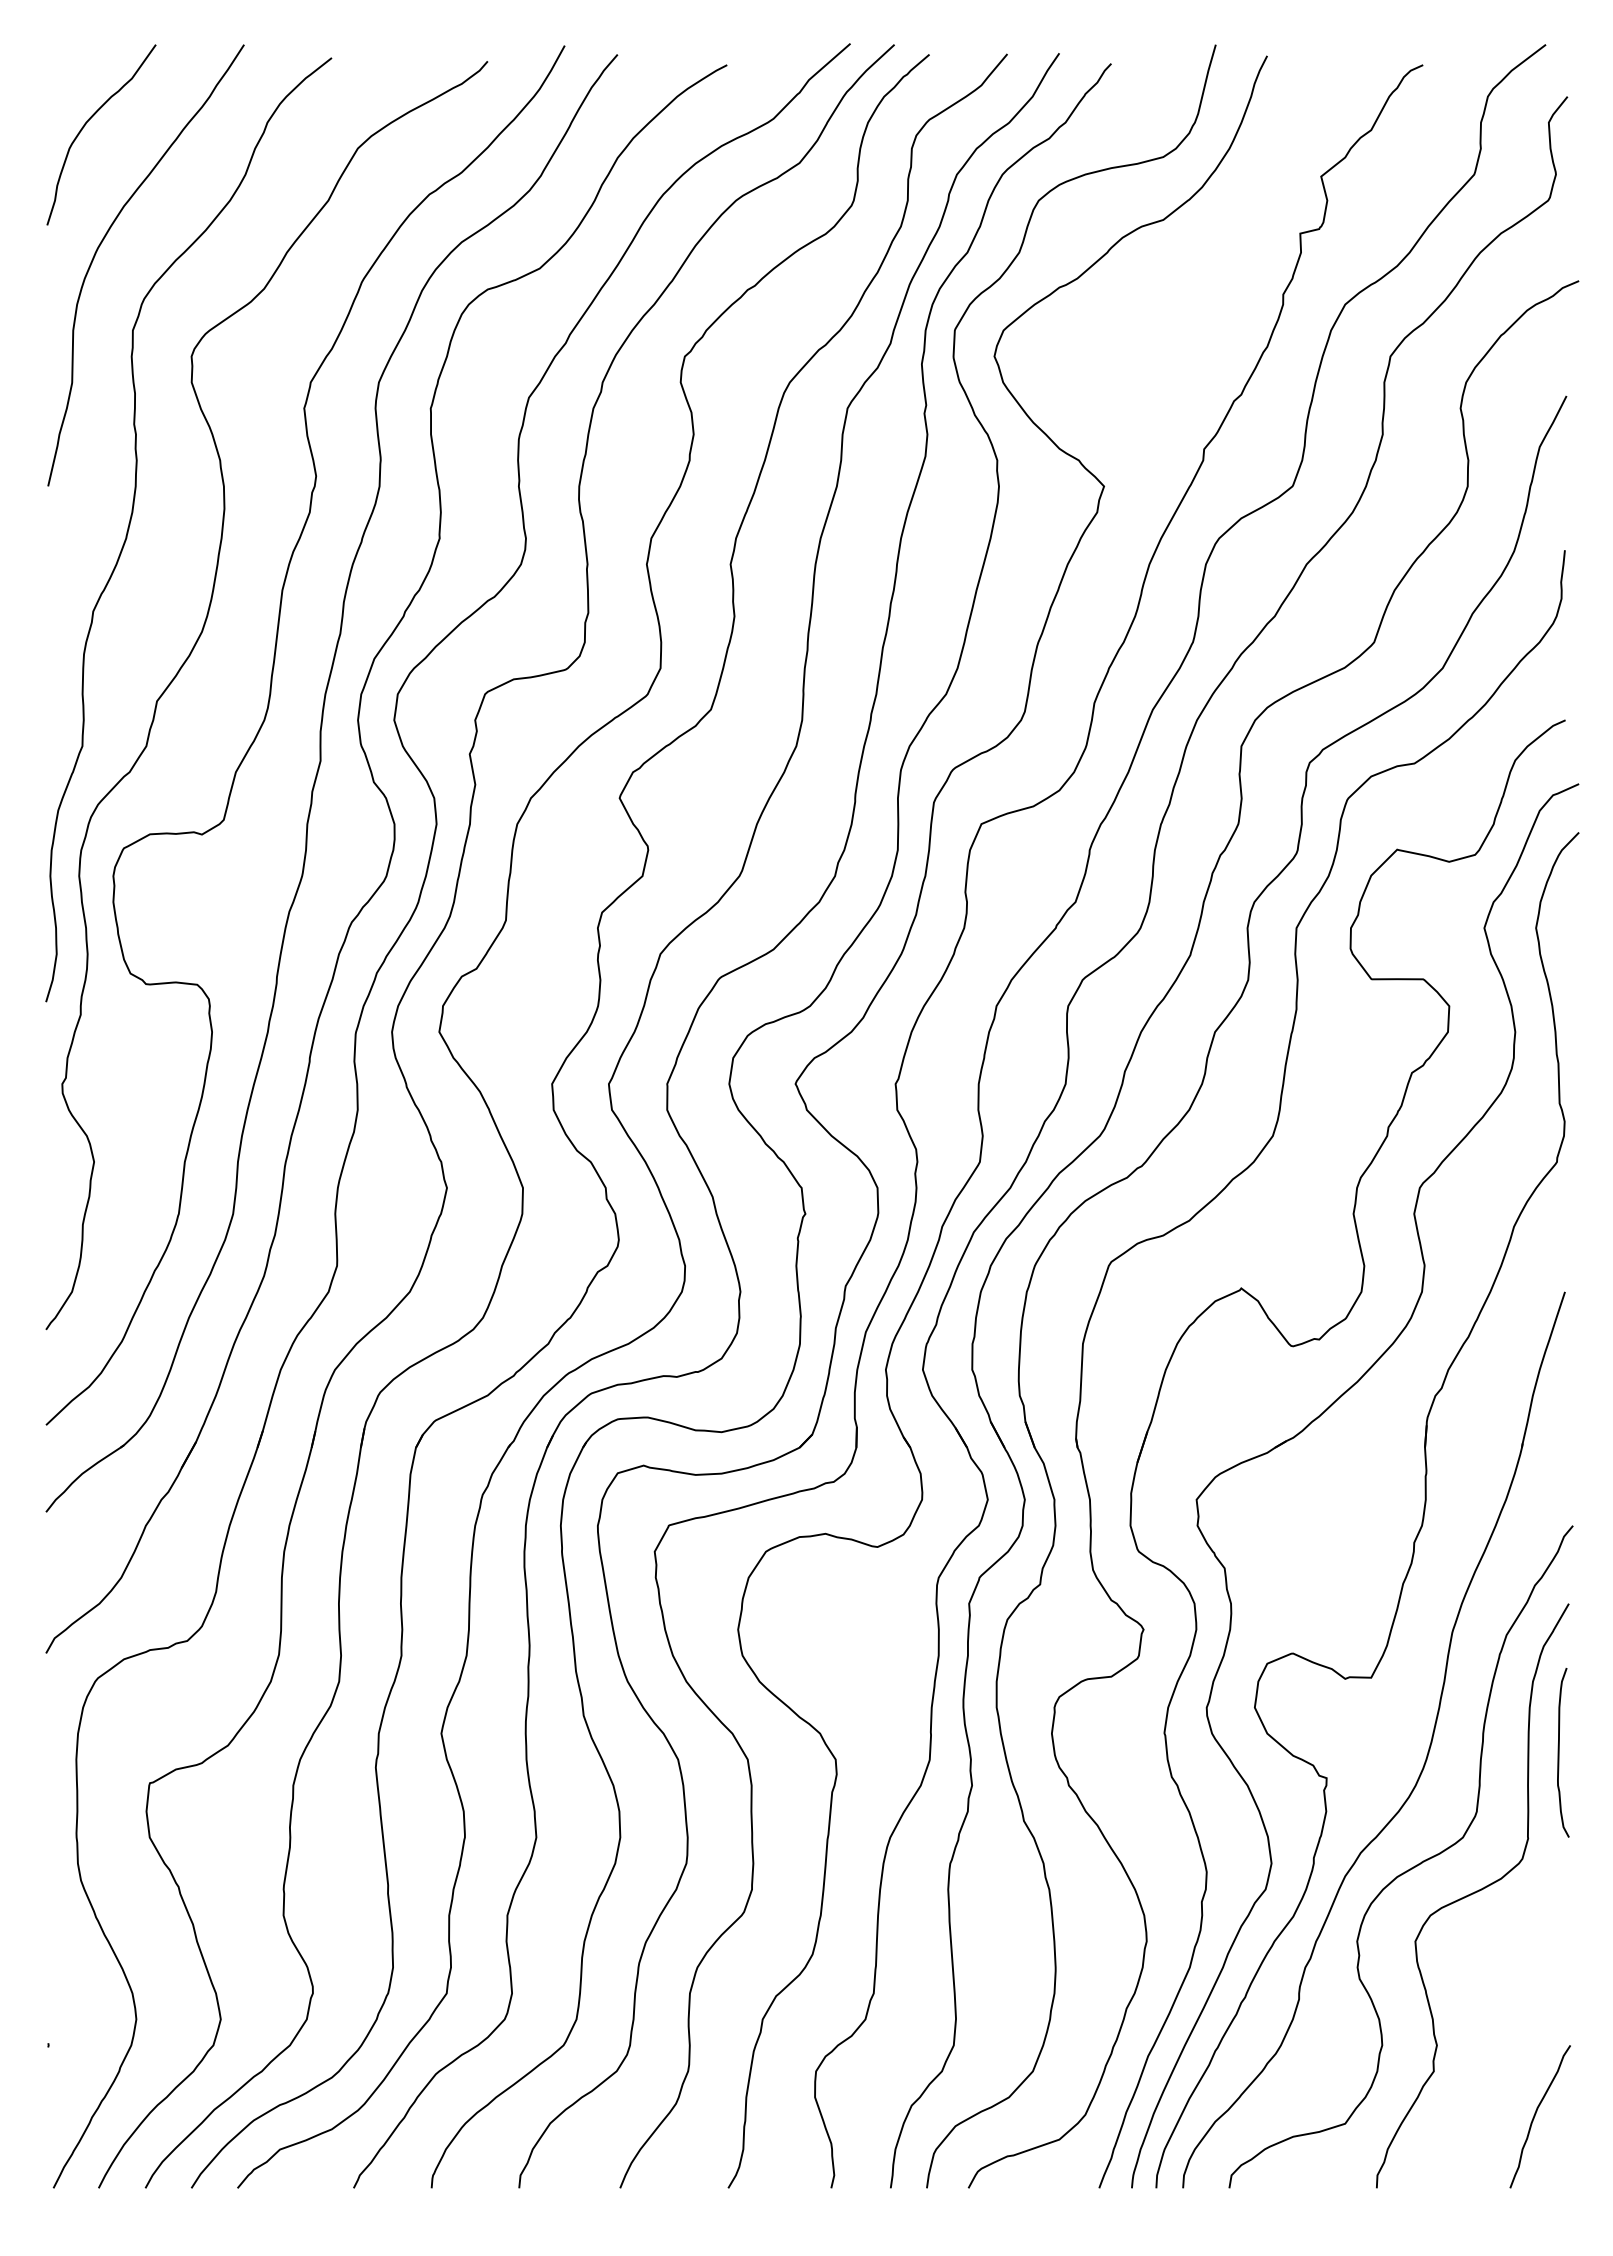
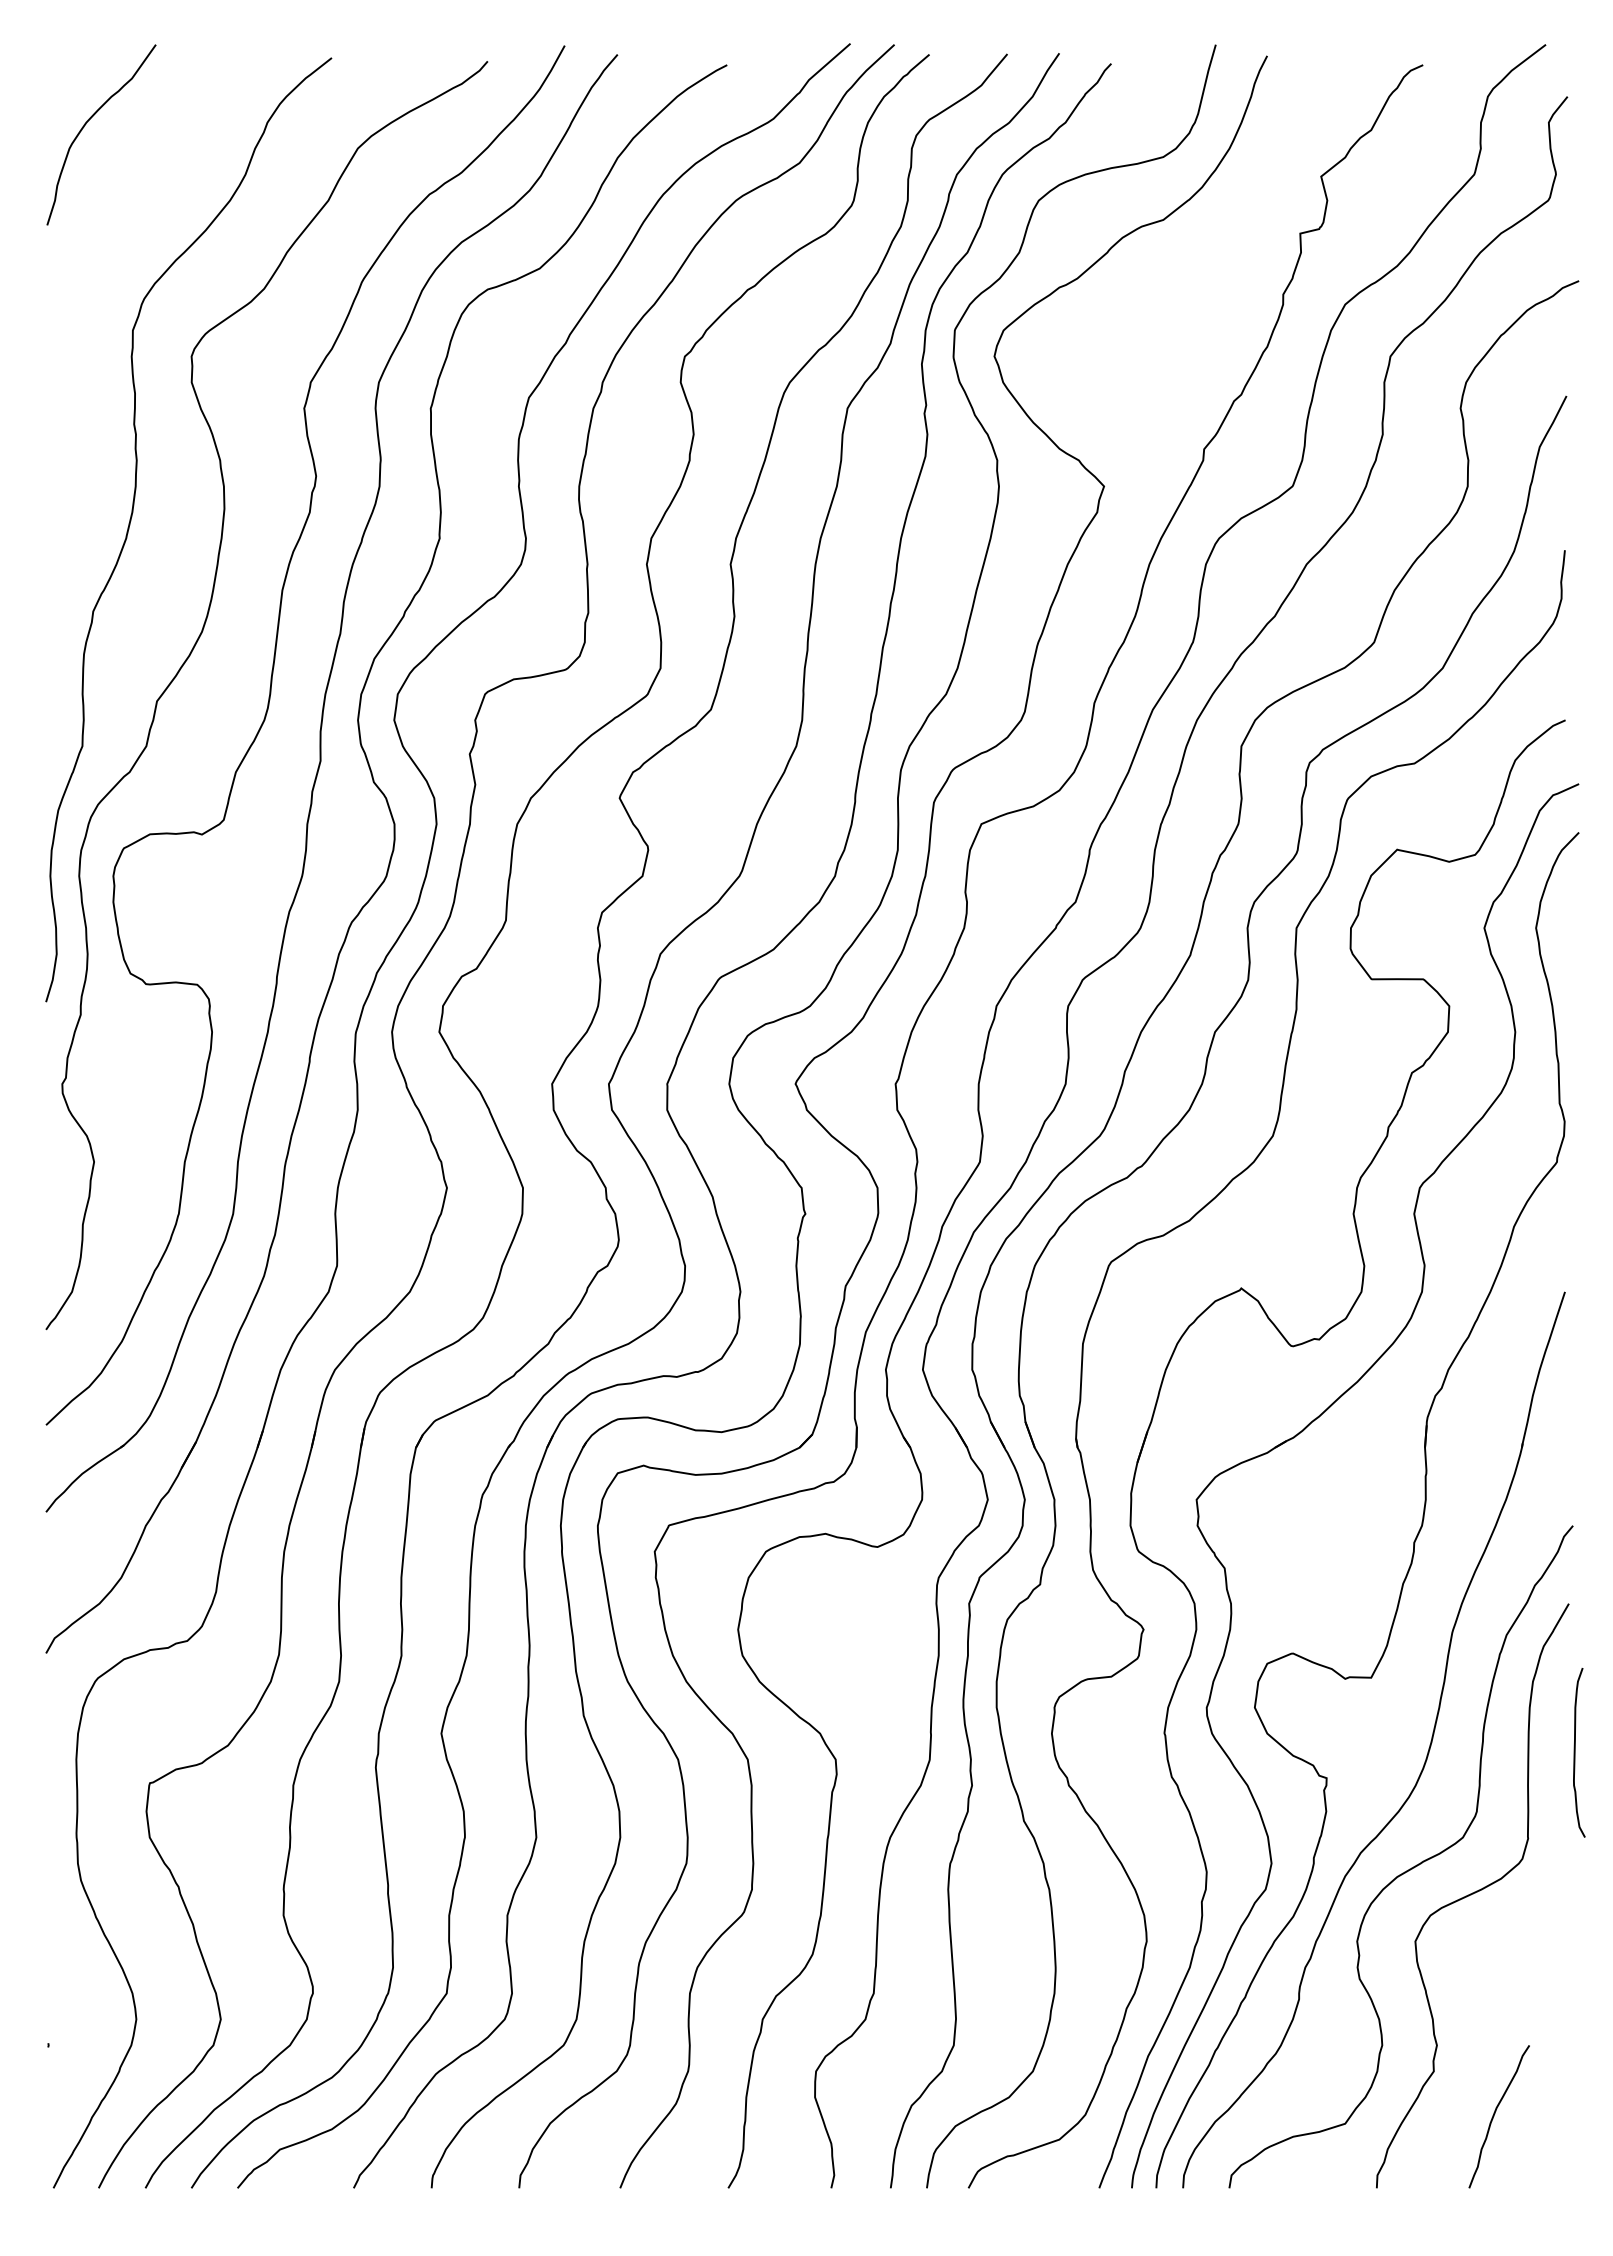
curve: present -> none (104, 239)
curve position: (1559, 1752) -> (1575, 1752) (1575, 1752)
curve position: (1535, 2116) -> (1494, 2116) (1494, 2116)
